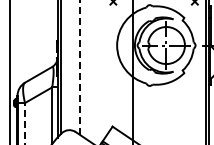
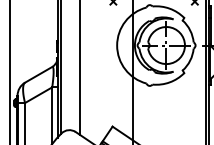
line: dashed -> solid (79, 67)
line: dashed -> solid (25, 123)
